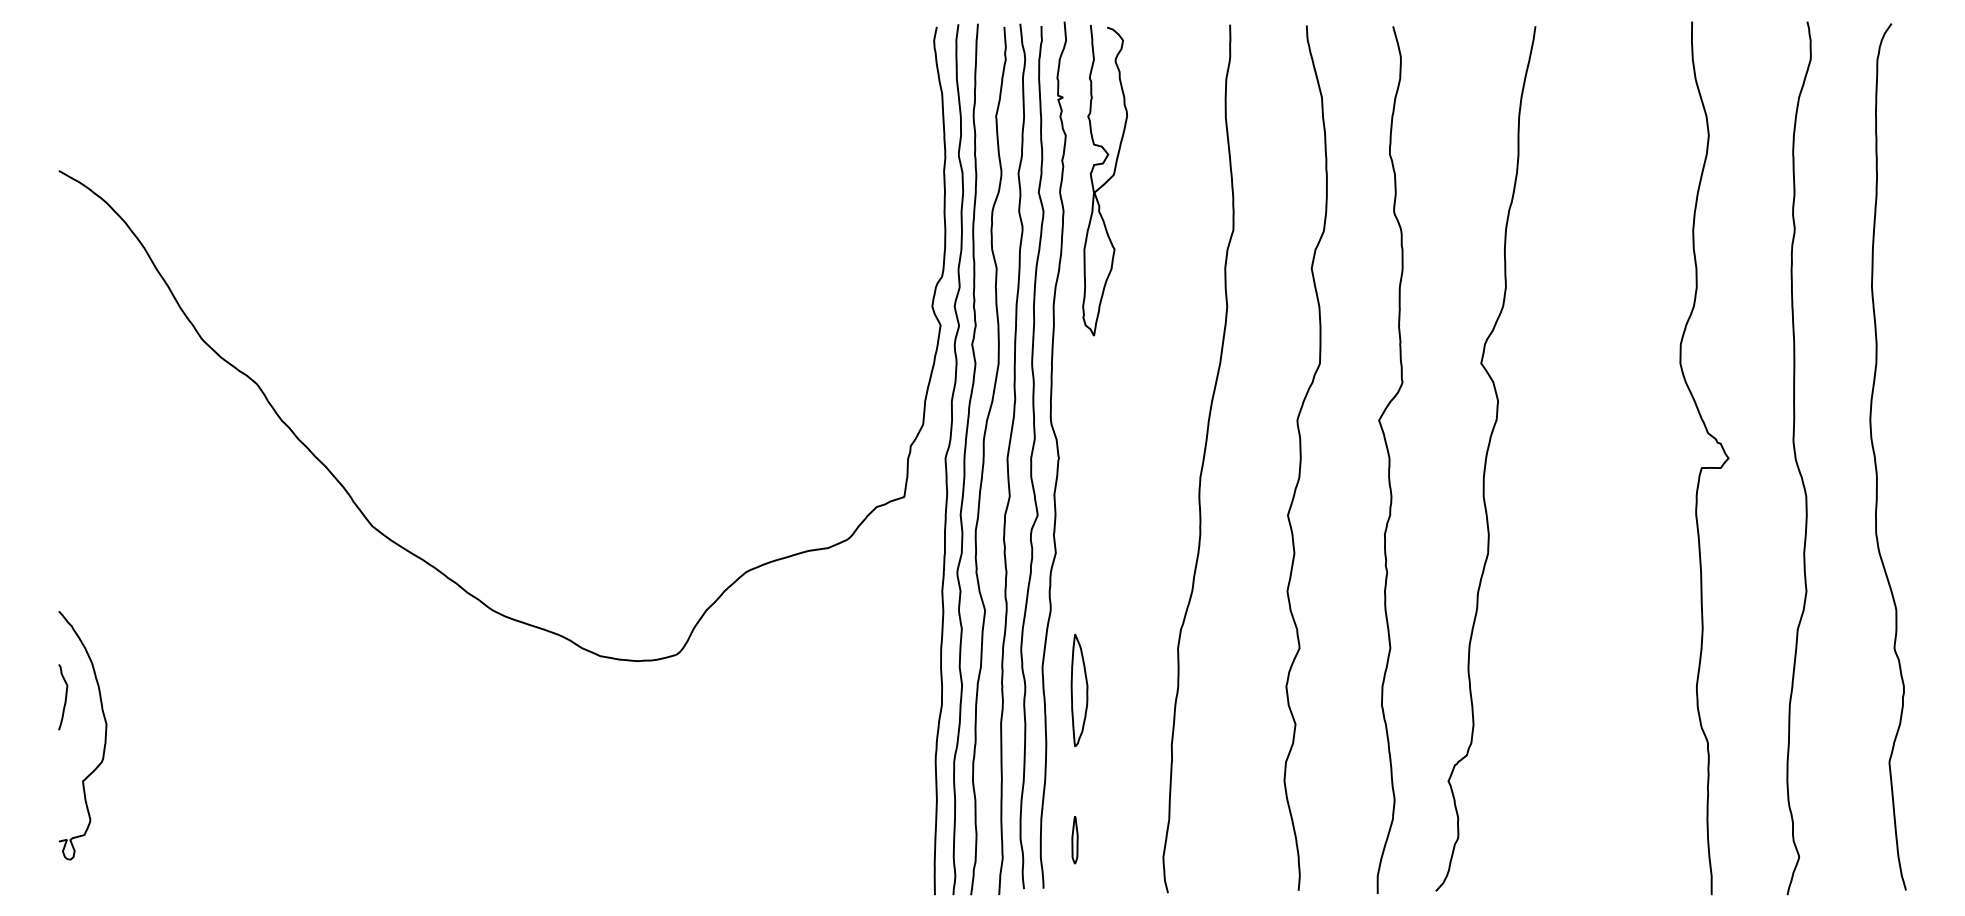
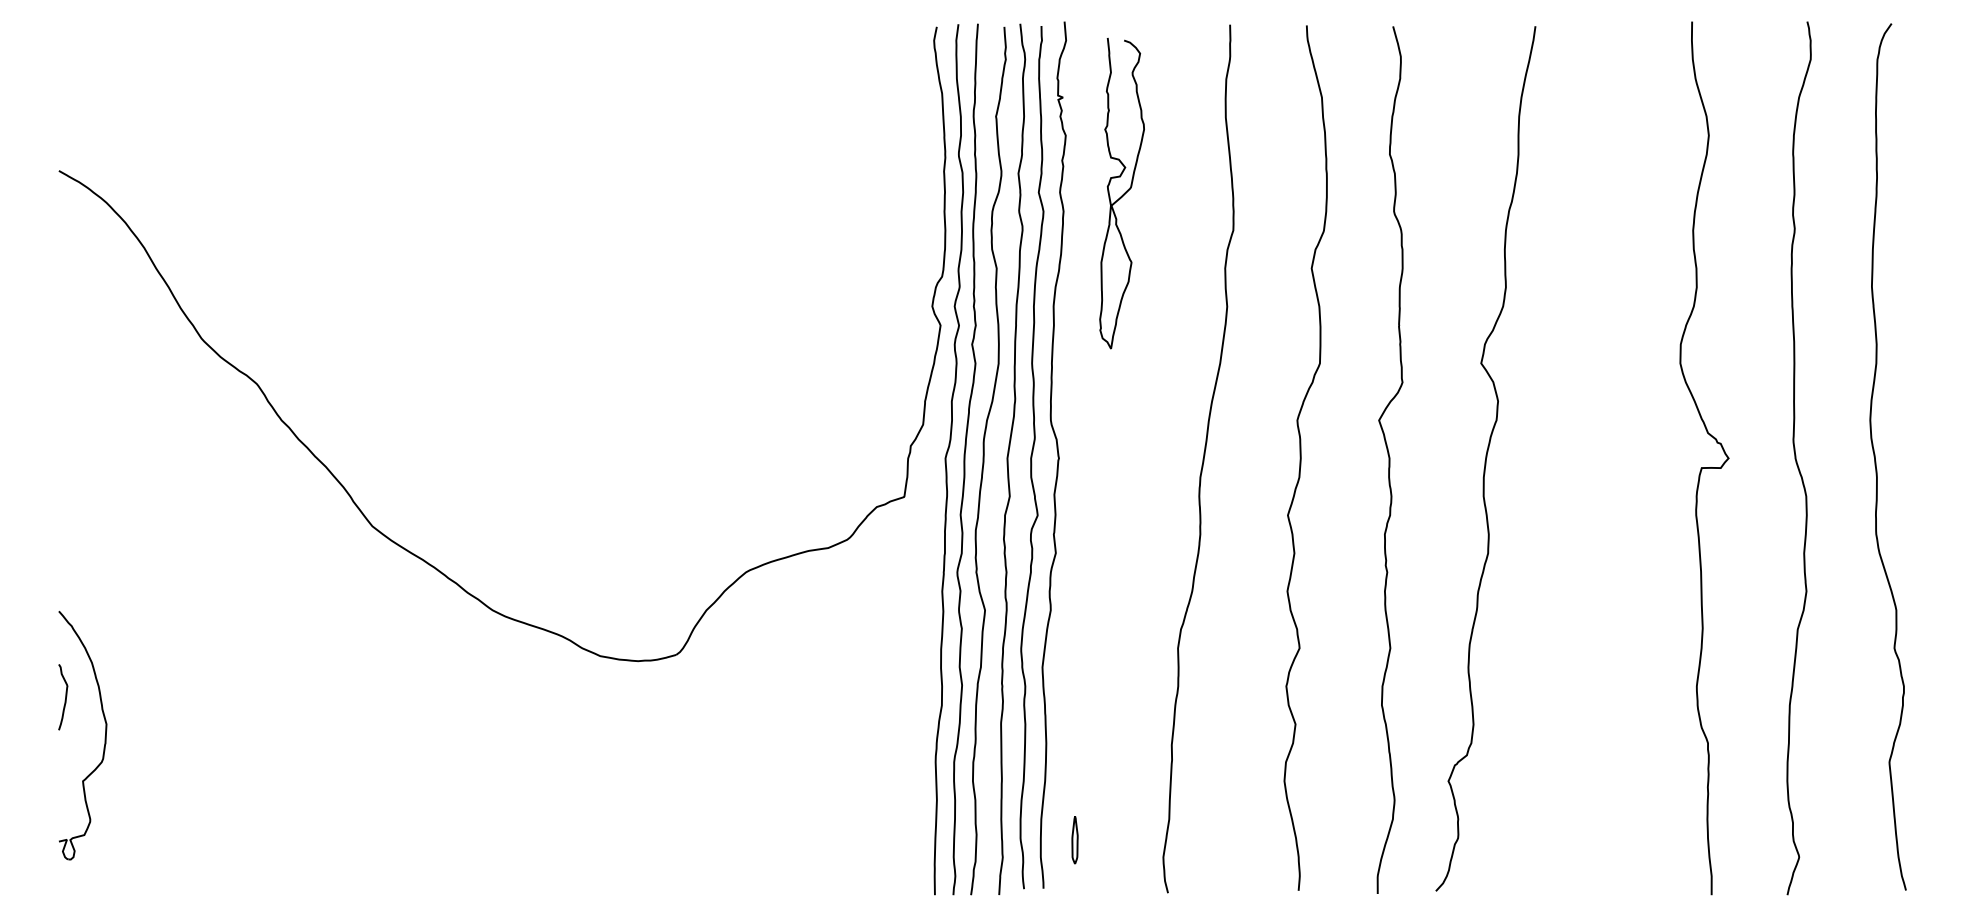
curve position: (1105, 181) -> (1122, 194) (1122, 194)
part: present -> none (1079, 690)
